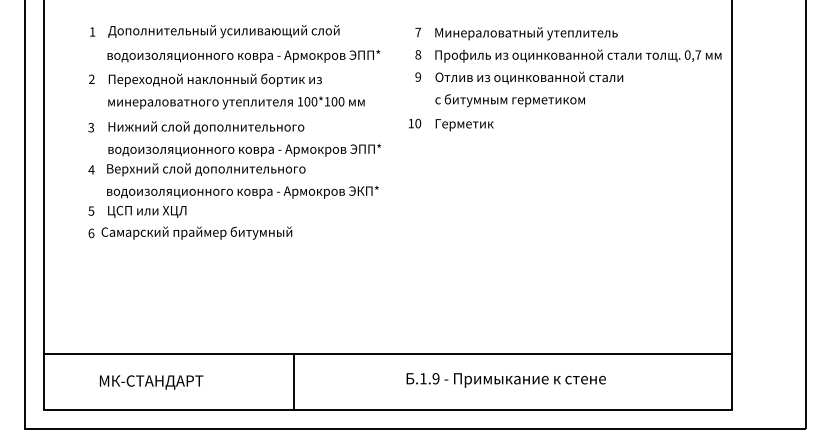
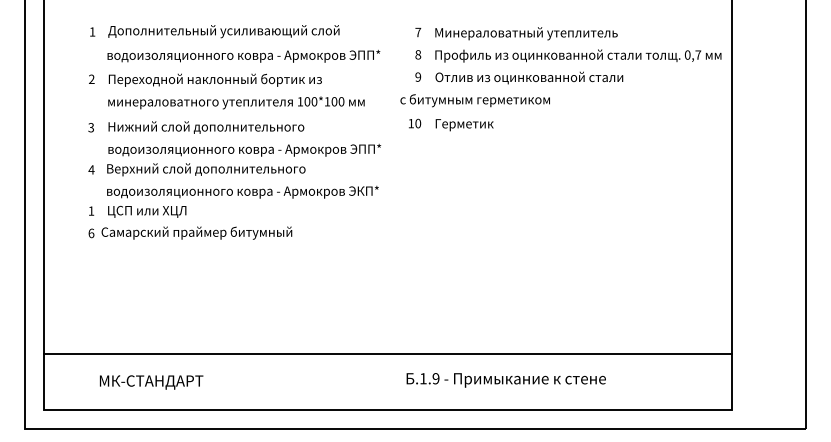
text position: (509, 100) -> (474, 100) (474, 100)
text: 5 -> 1 (91, 210)
line: present -> none (294, 381)
